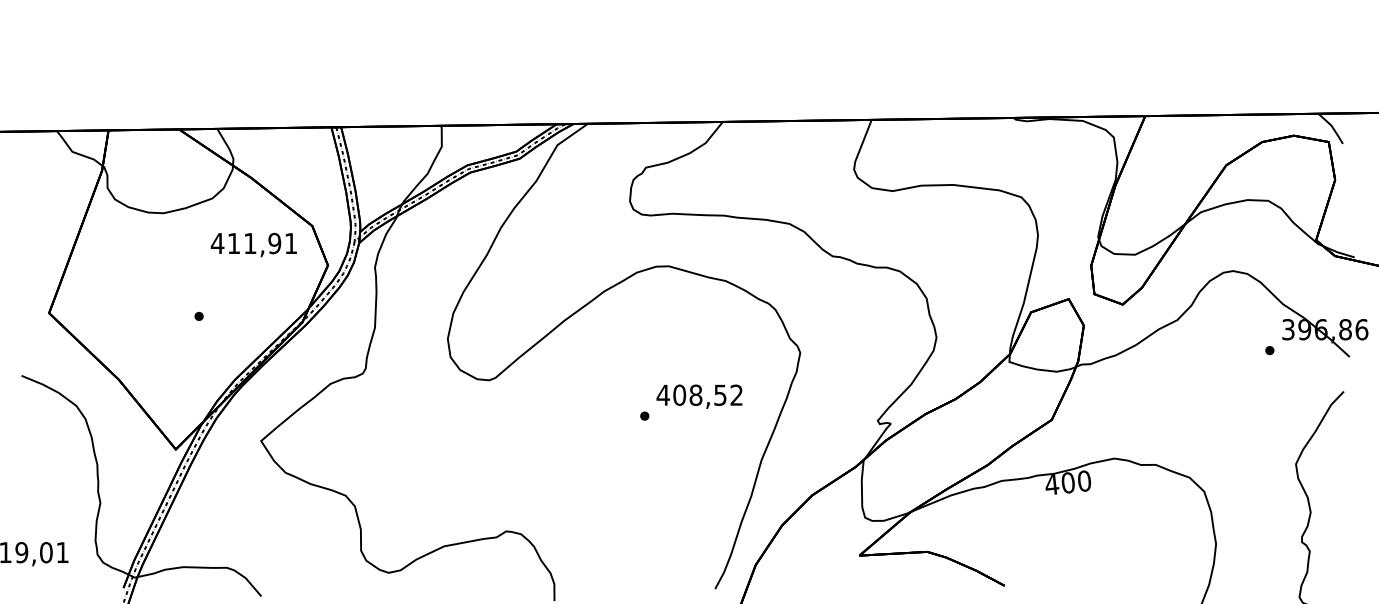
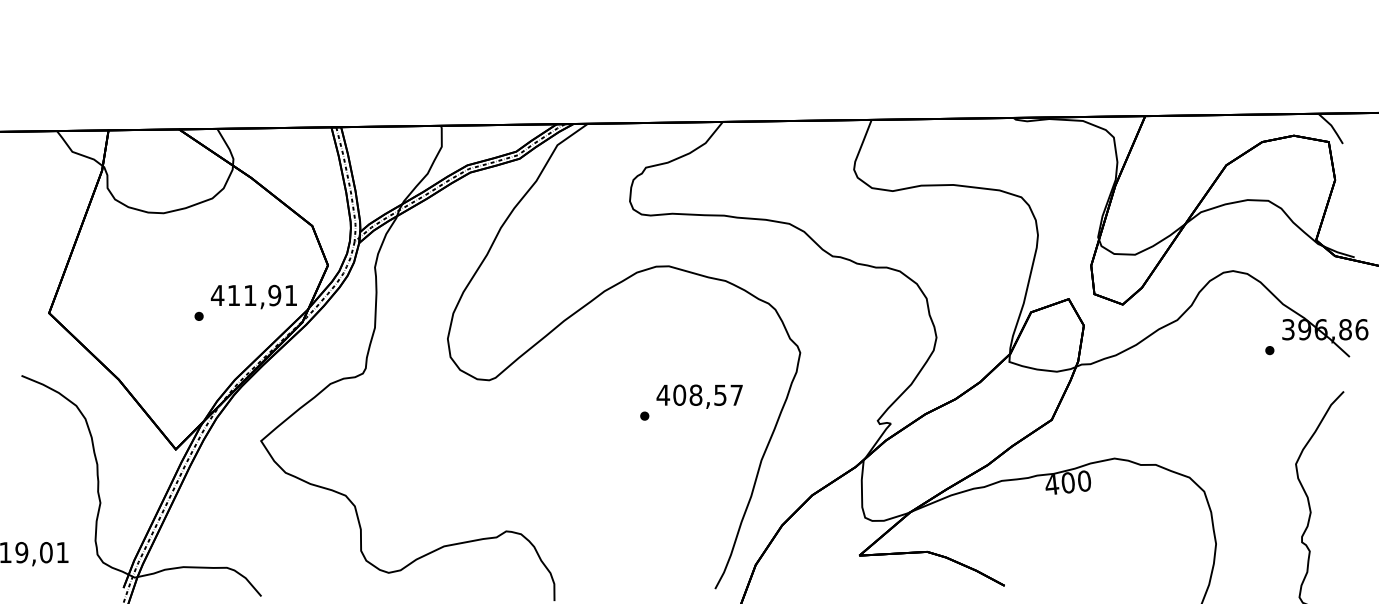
text position: (253, 244) -> (253, 296) (253, 296)
text: 408,52 -> 408,57 (736, 394)
